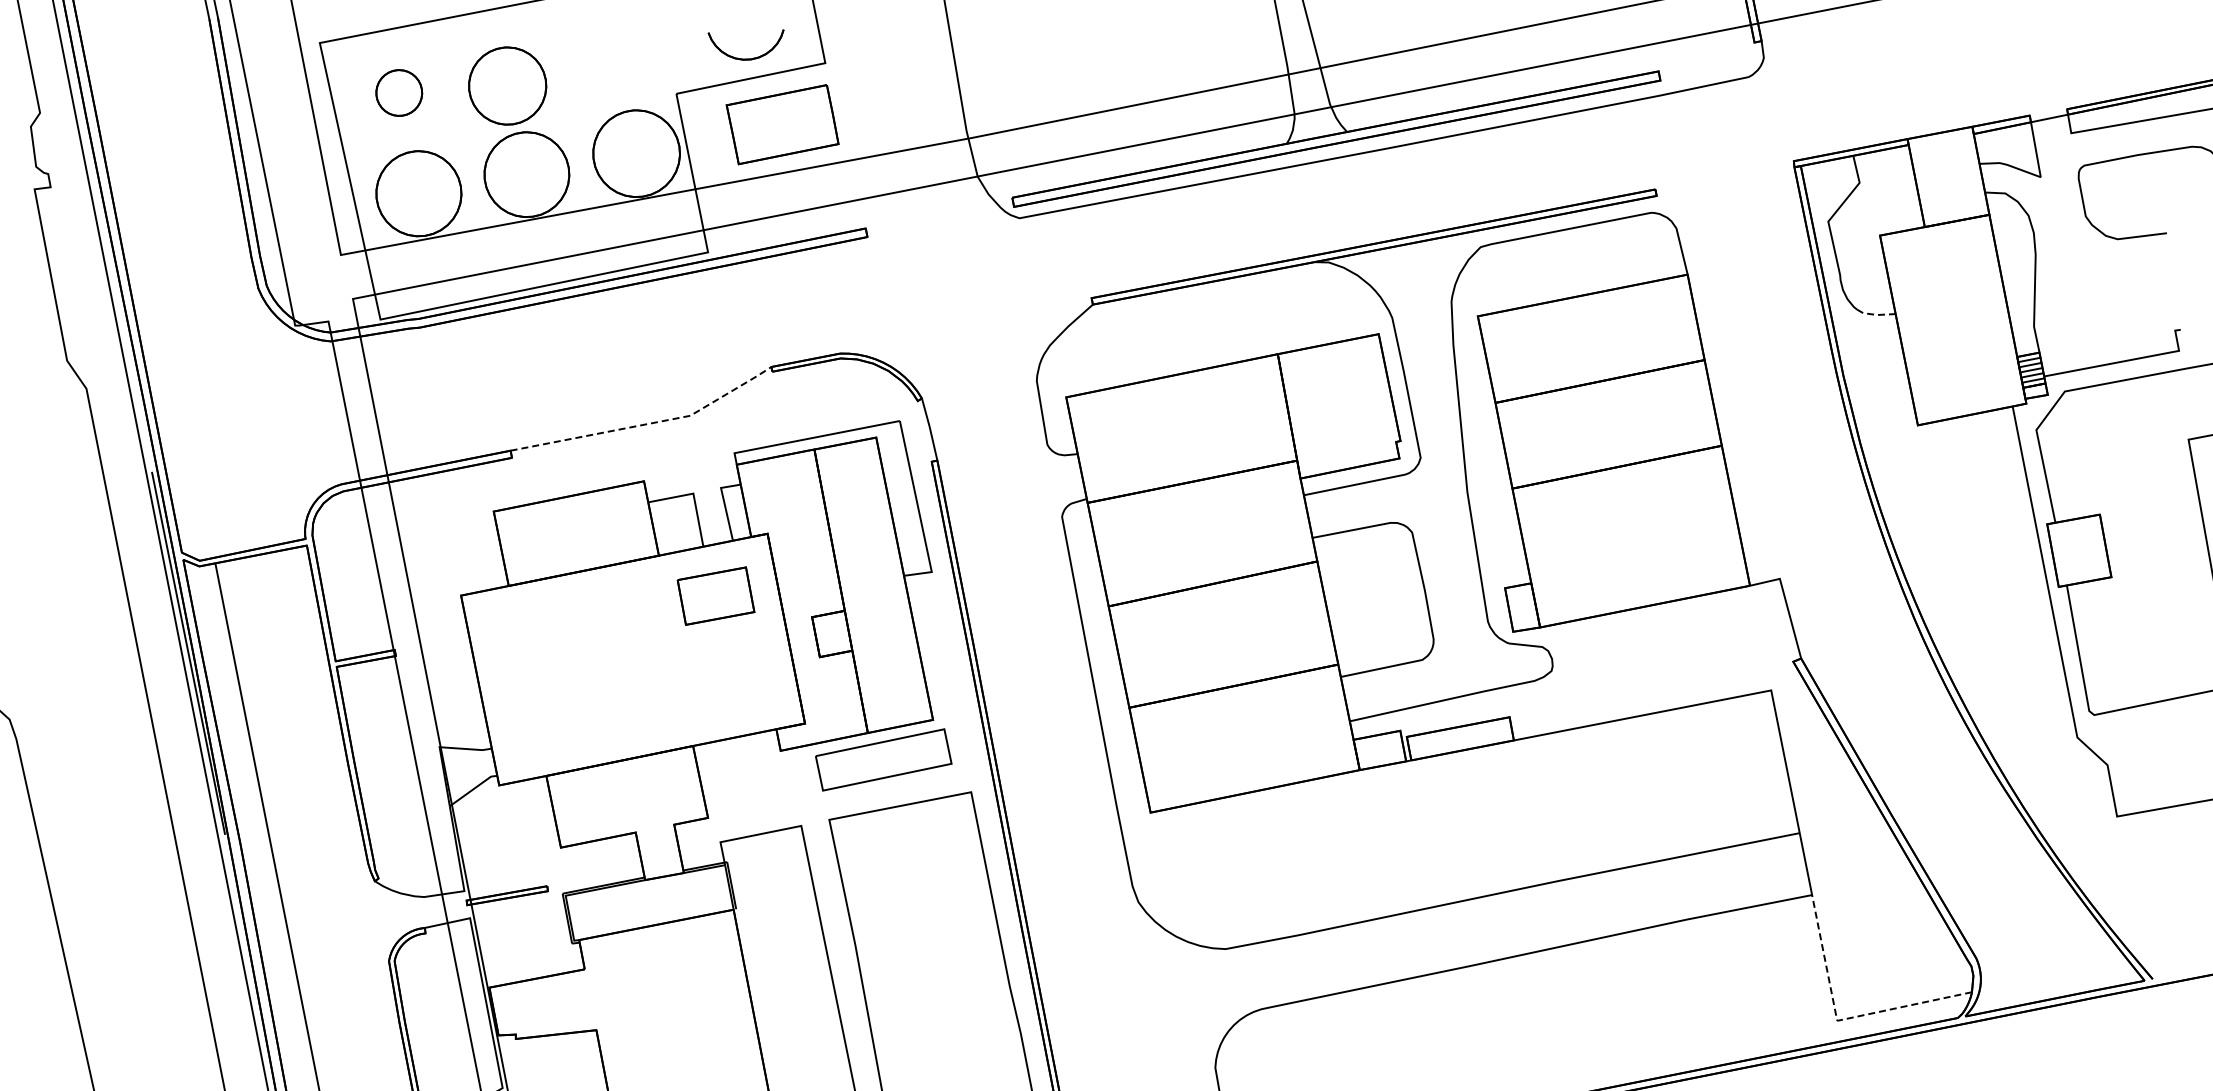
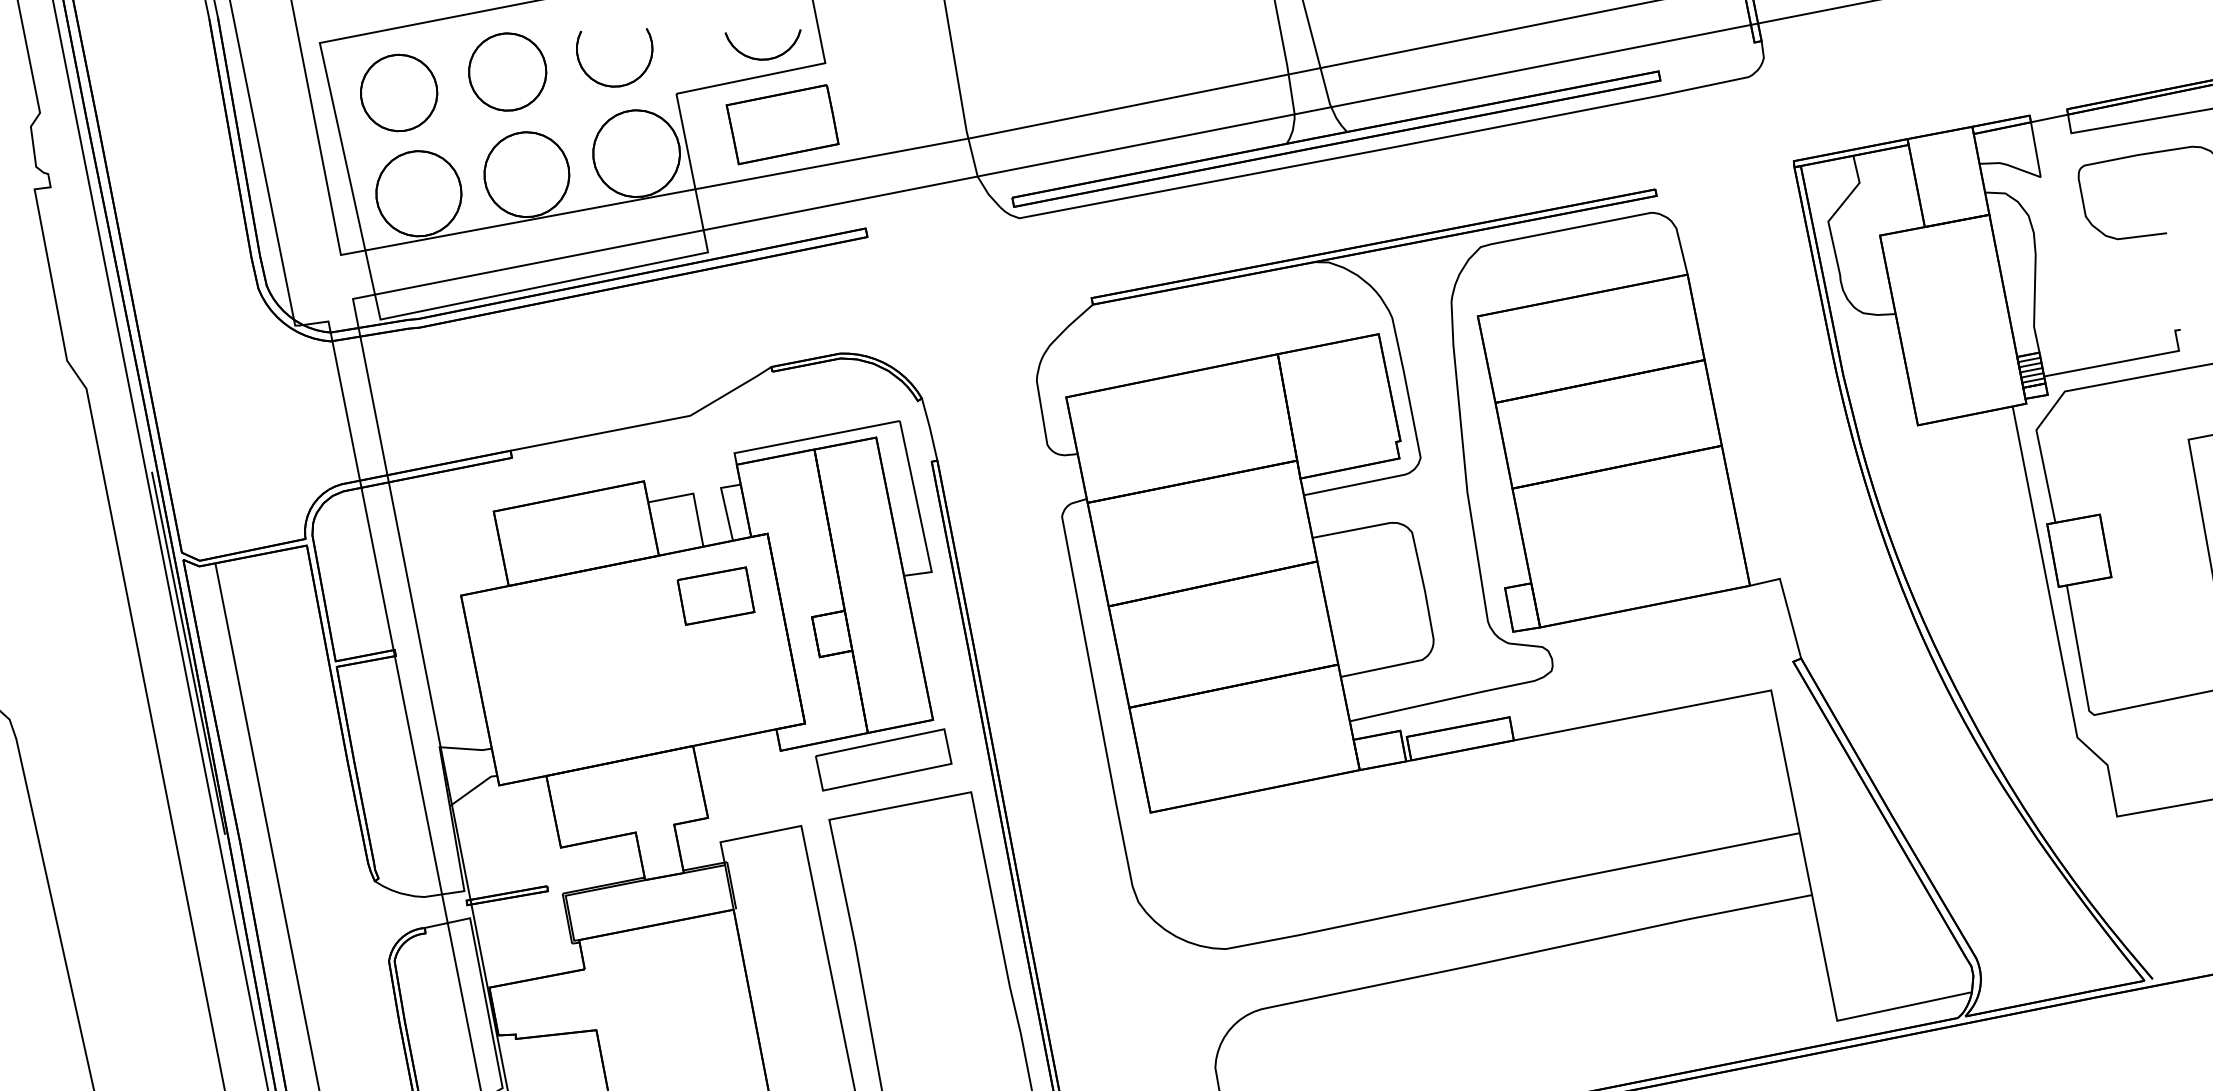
part position: (745, 58) -> (762, 58) (762, 58)
part: none -> present (607, 84)
part position: (507, 85) -> (507, 71) (507, 71)
part size: 49x48 px -> 79x80 px (399, 92)
line: dashed -> solid (1875, 314)
line: dashed -> solid (648, 423)
line: dashed -> solid (1841, 1020)
